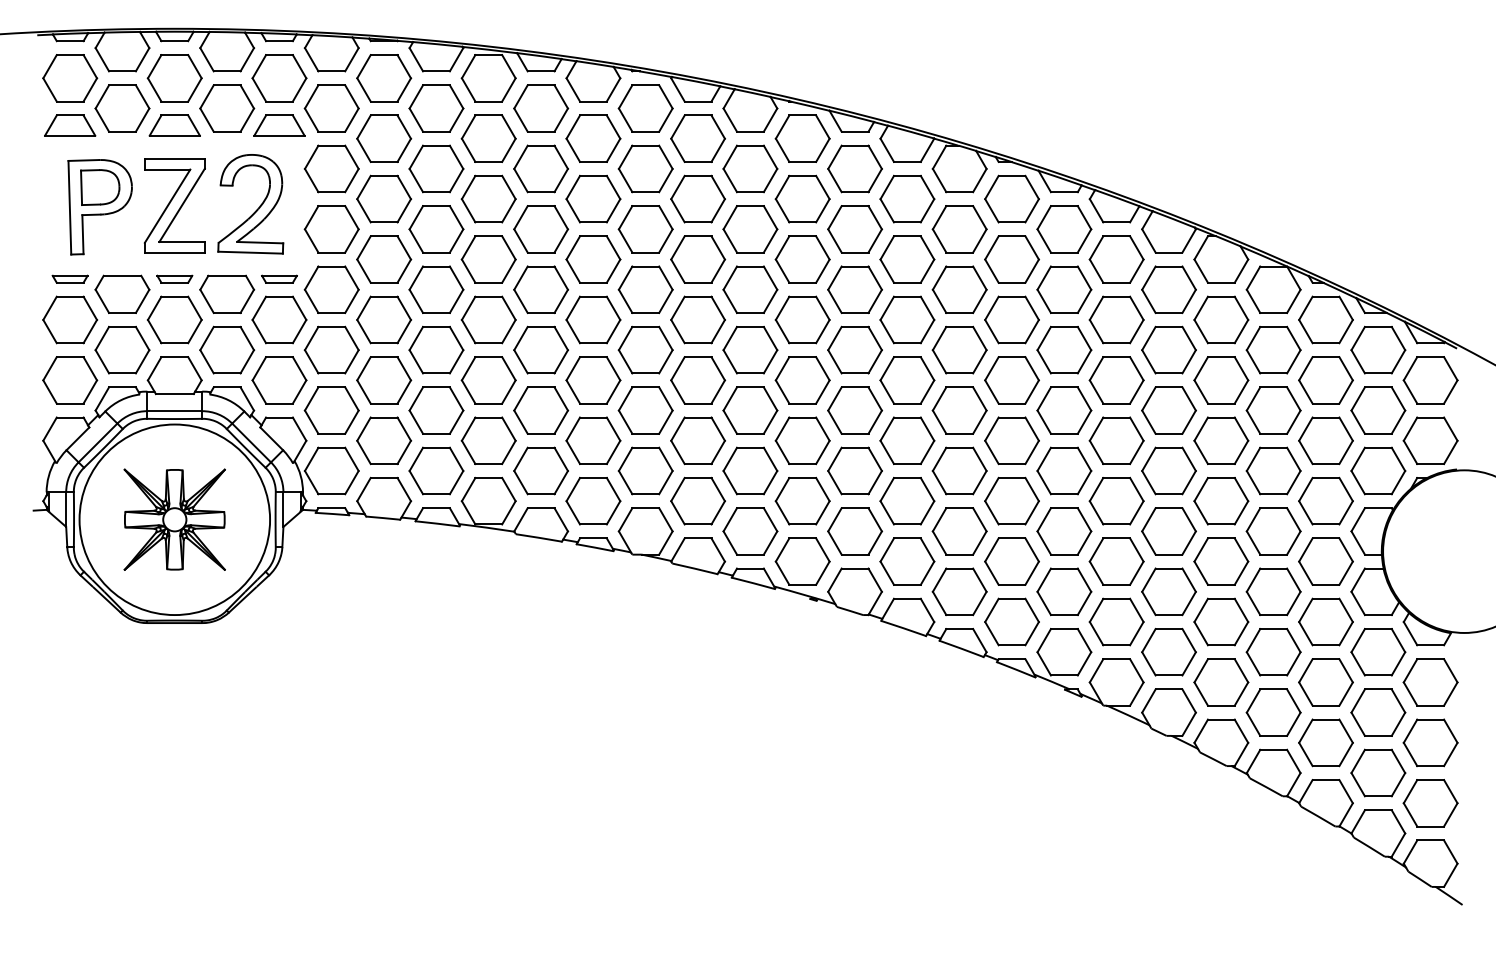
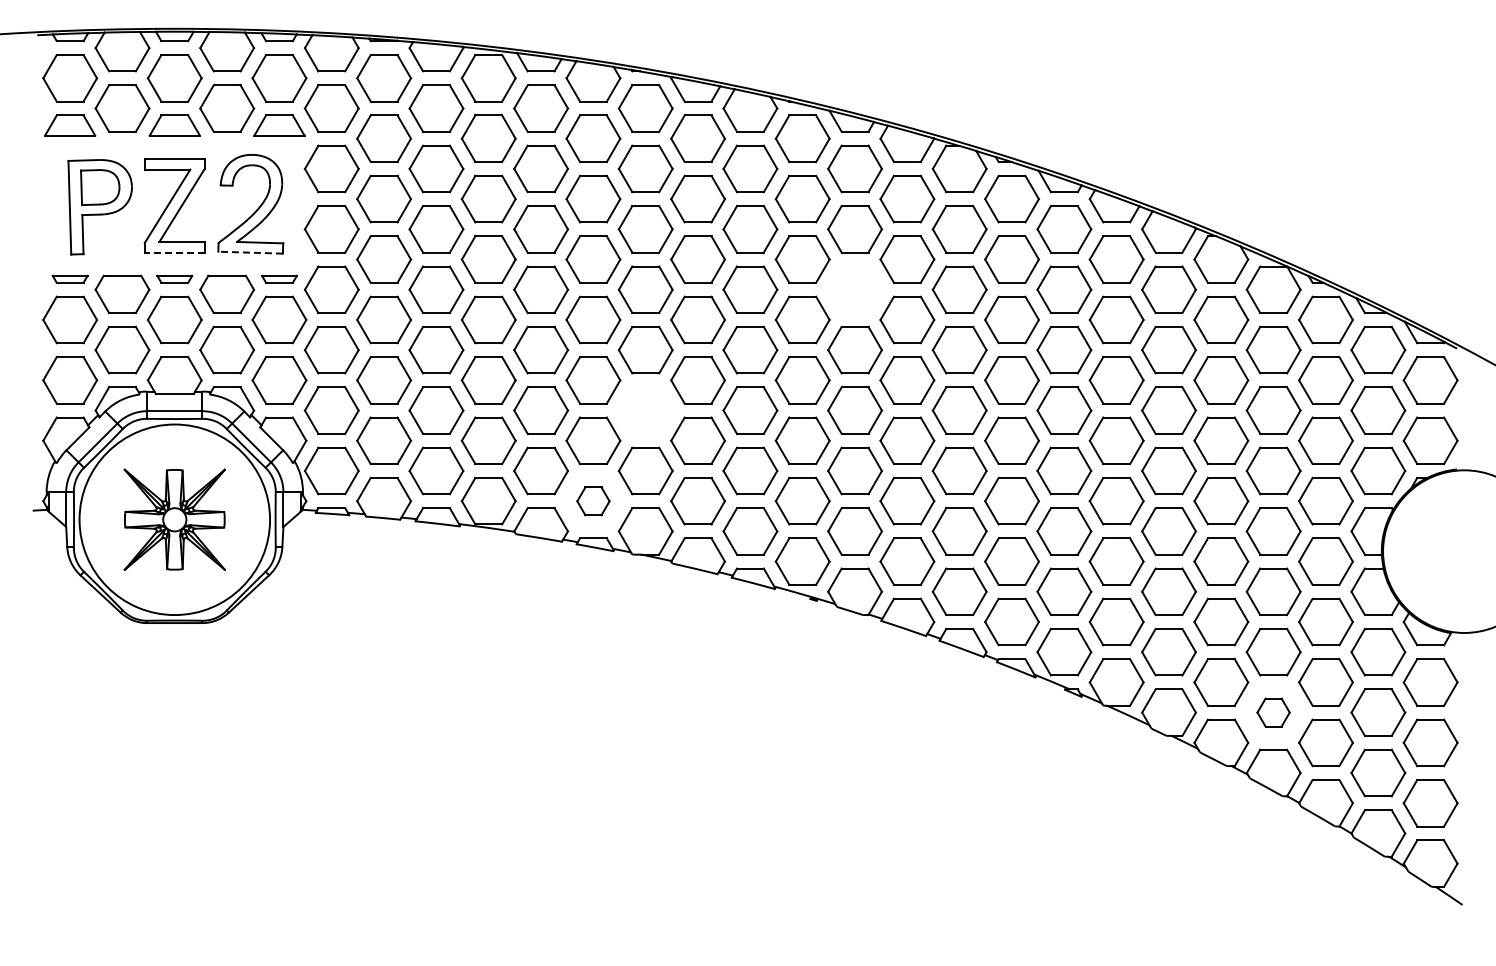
line: solid -> dashed (174, 252)
line: solid -> dashed (250, 252)
part: present -> none (854, 289)
part: present -> none (645, 410)
part size: 57x49 px -> 35x31 px (593, 501)
part size: 57x49 px -> 35x31 px (1273, 712)
